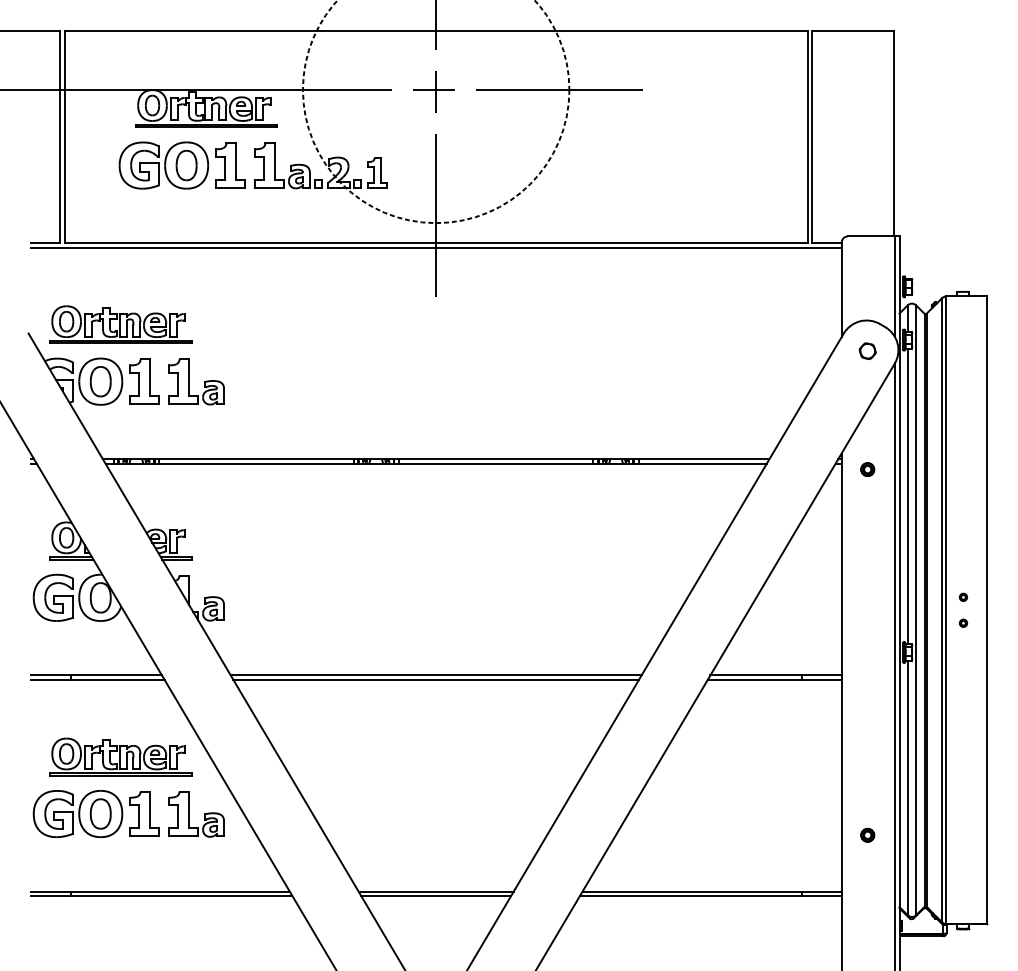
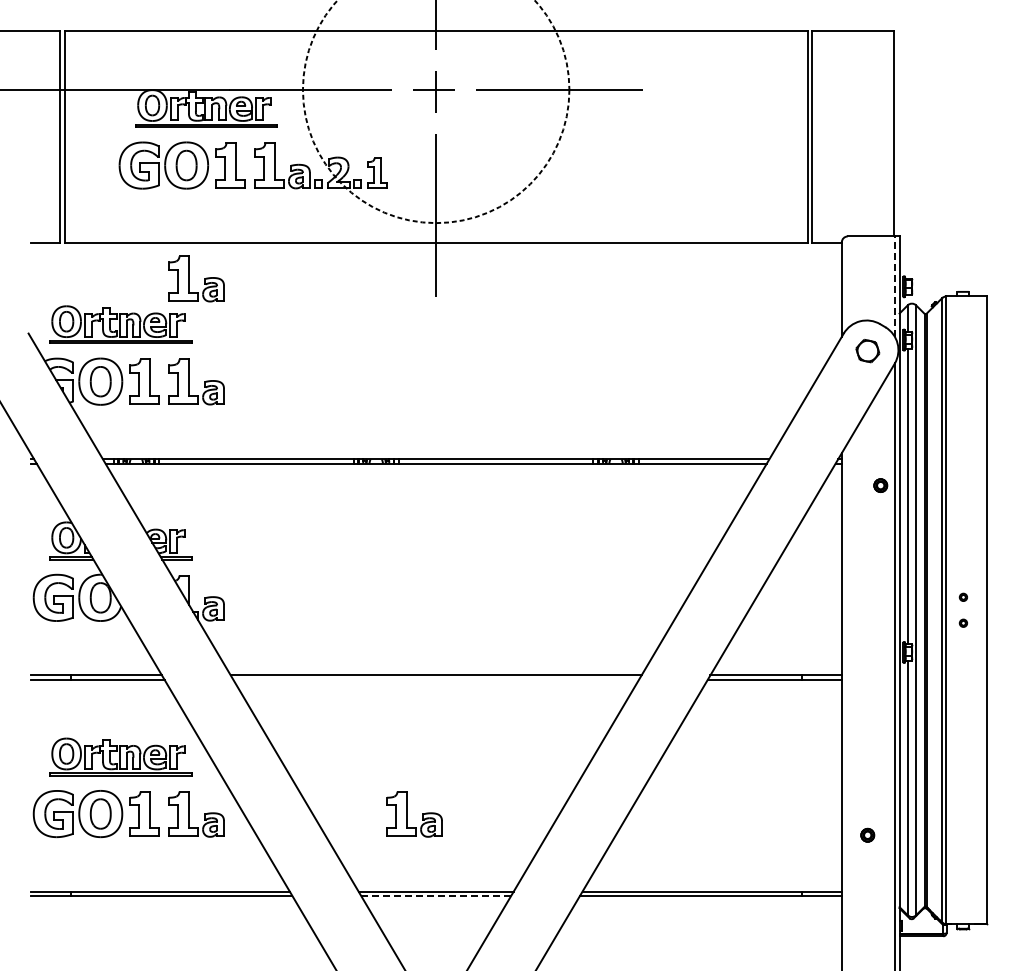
line: present -> none (435, 247)
part: none -> present (189, 278)
line: solid -> dashed (894, 286)
part size: 19x19 px -> 26x26 px (867, 350)
part position: (867, 469) -> (880, 485) (880, 485)
line: present -> none (435, 679)
part: none -> present (407, 814)
line: solid -> dashed (436, 896)
